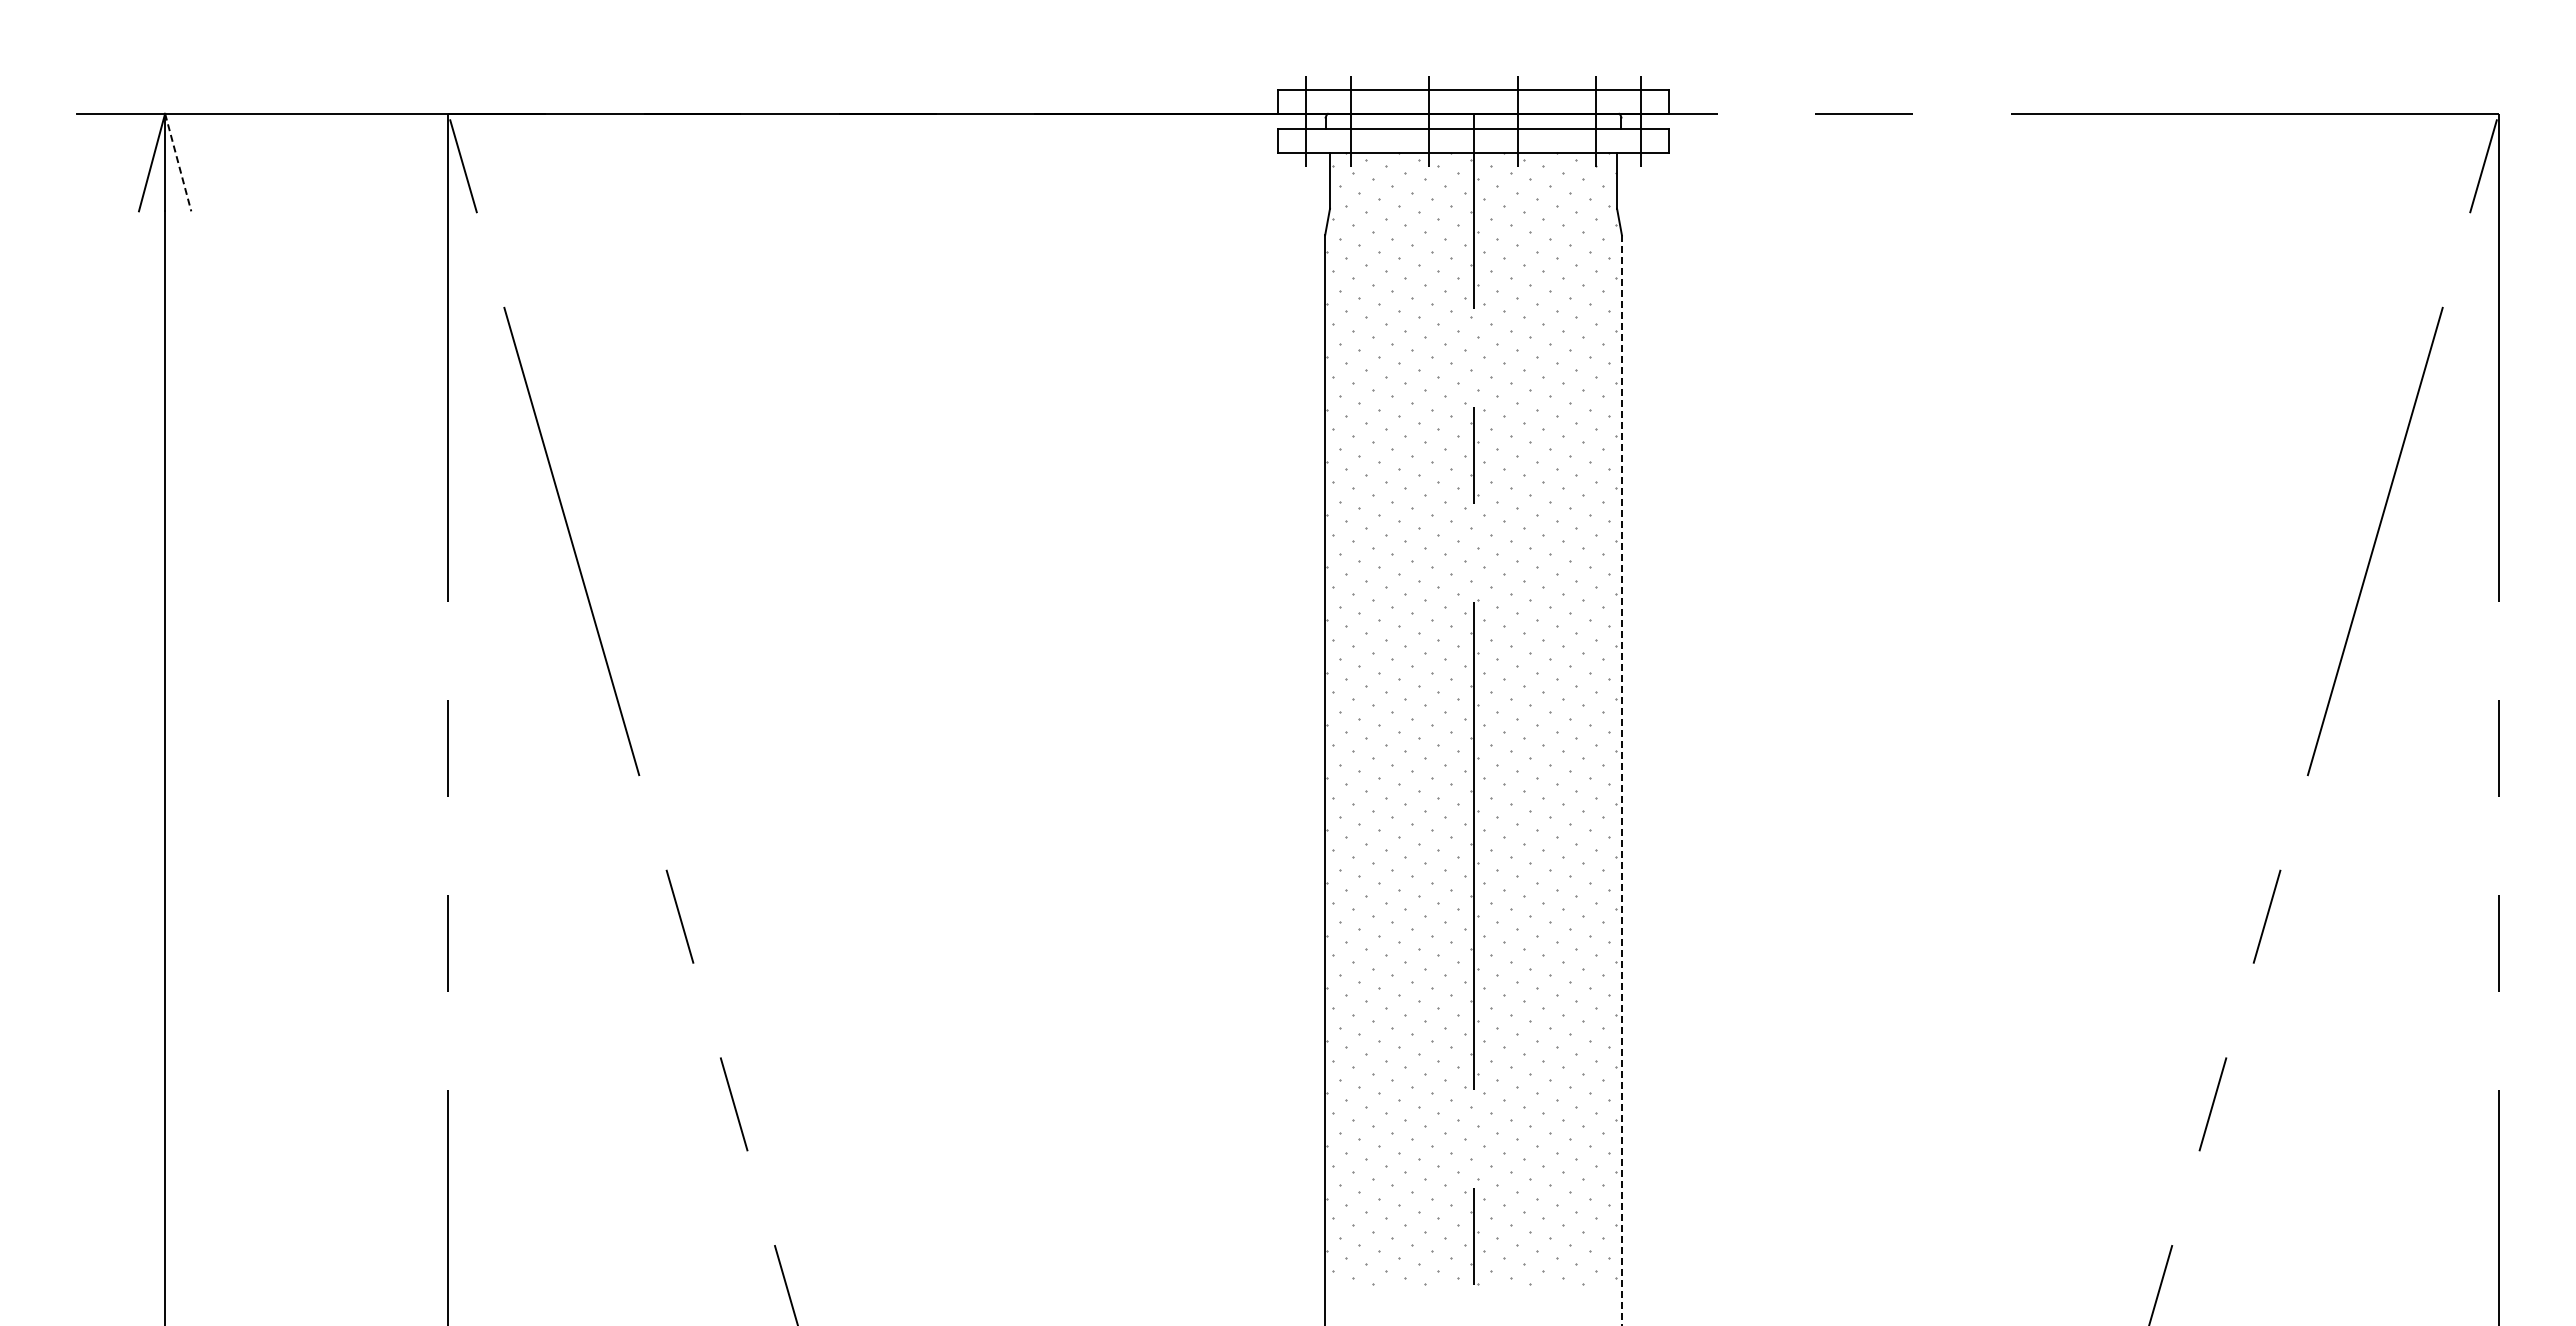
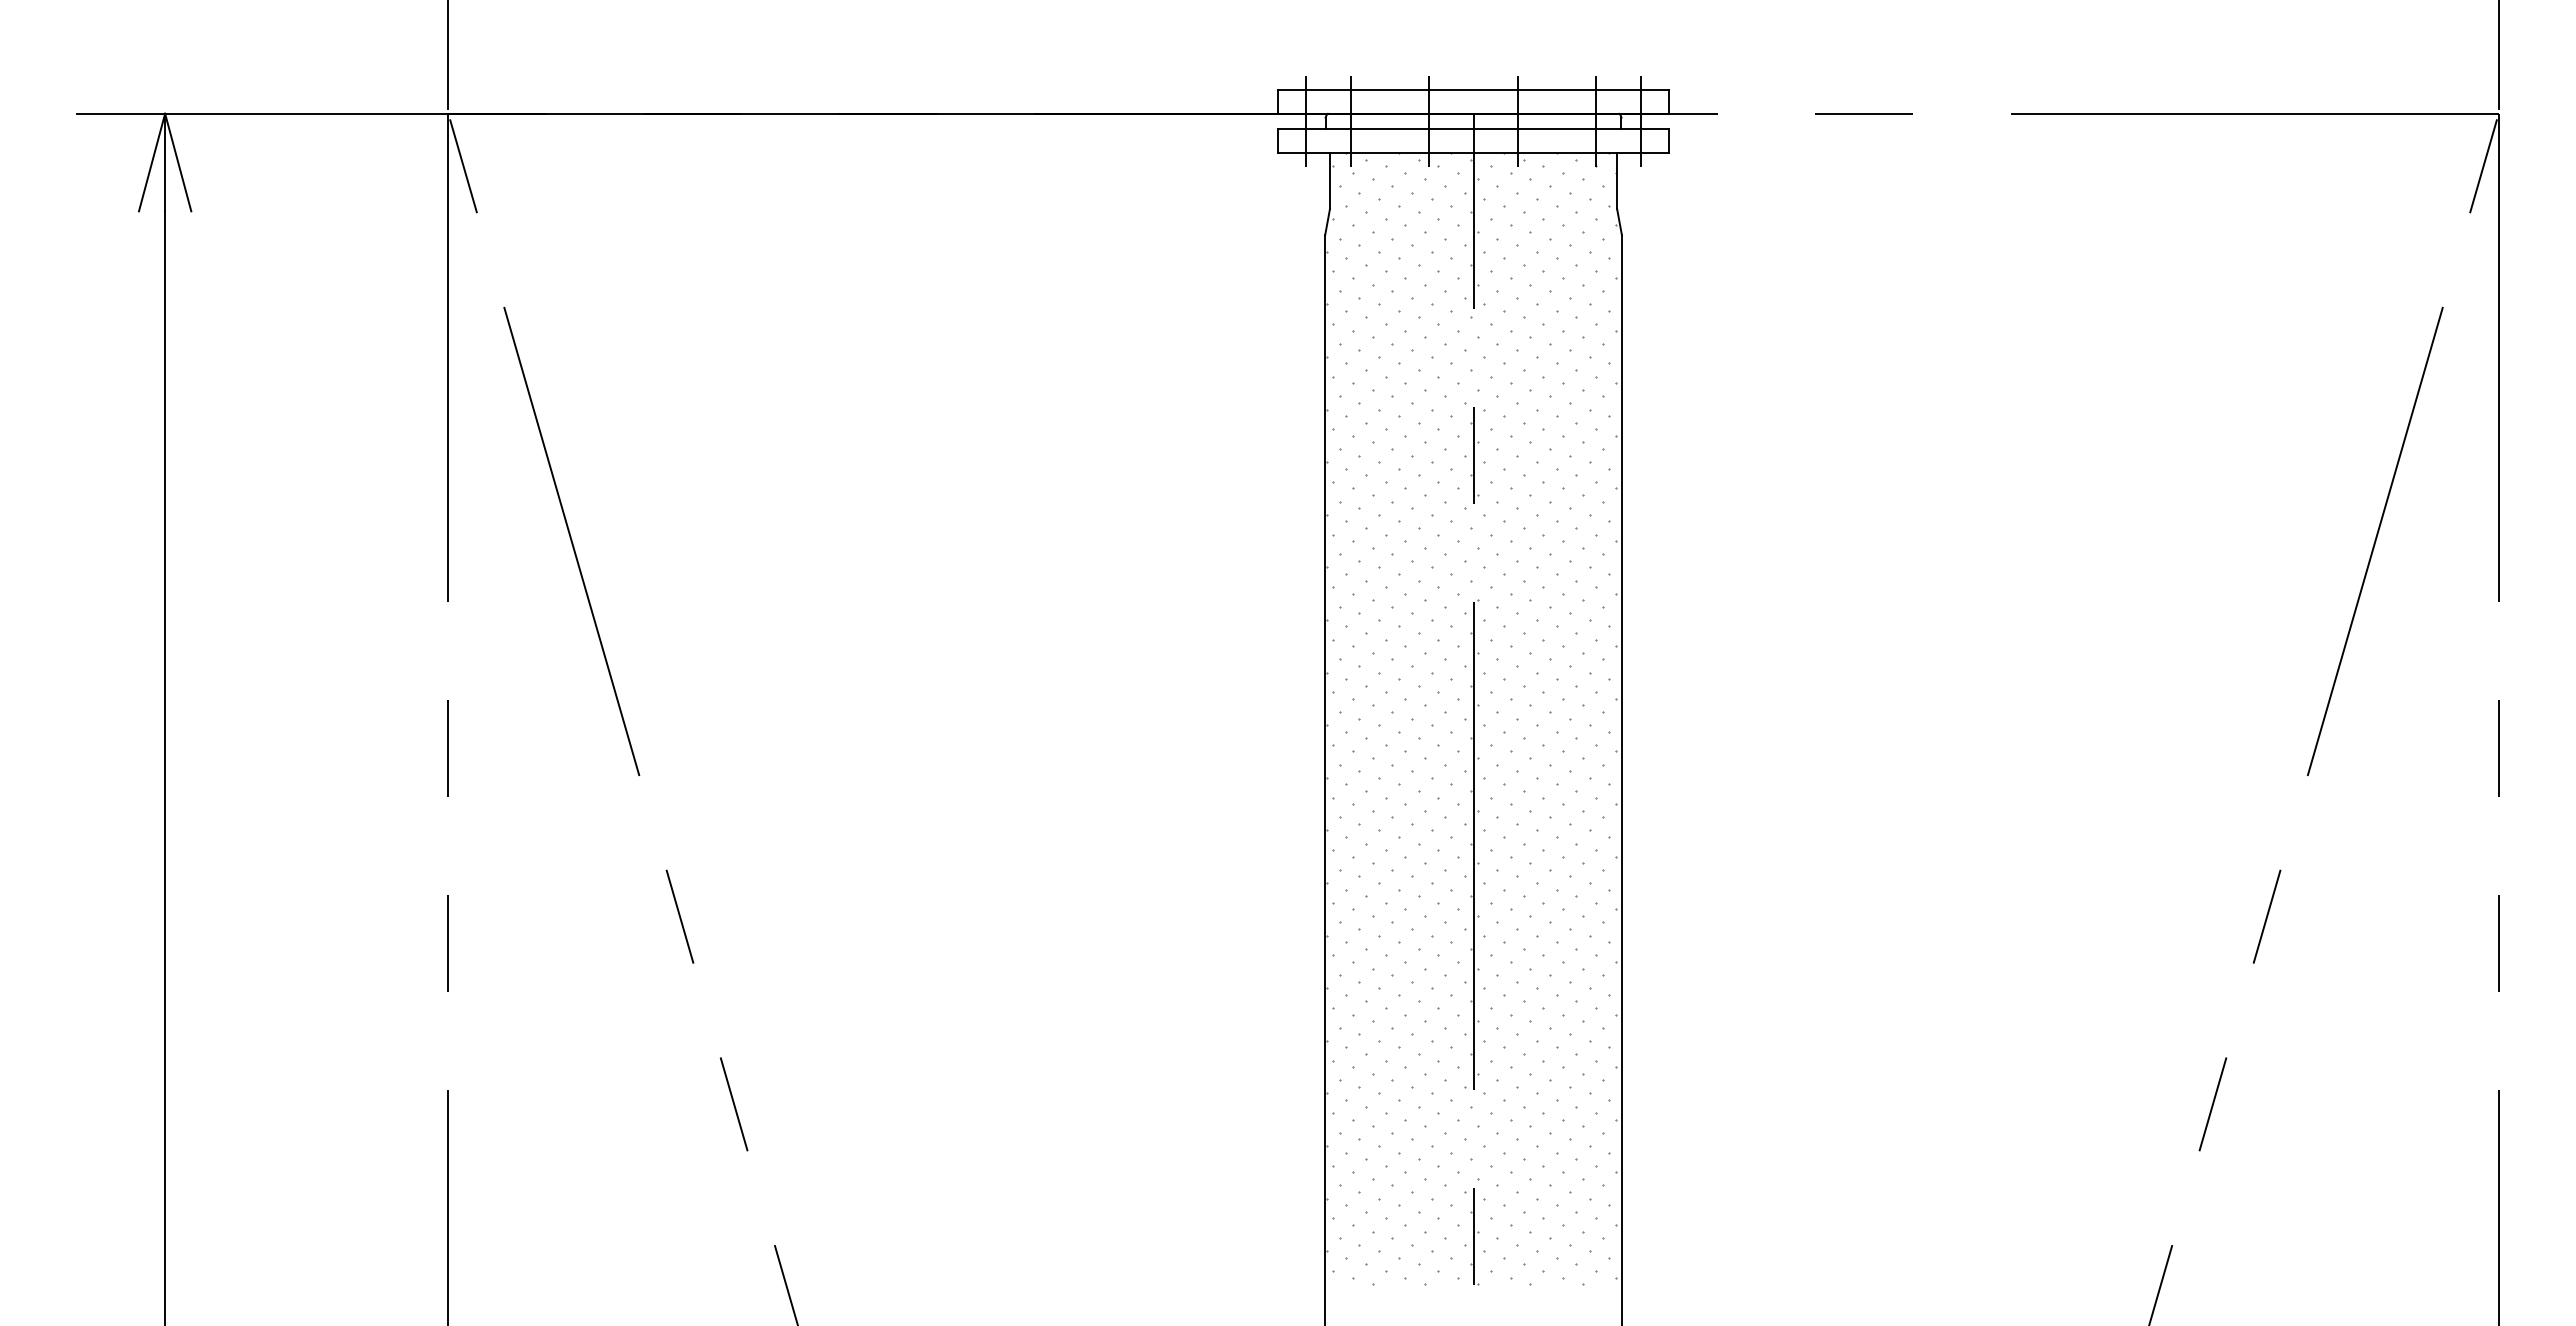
line: none -> present (448, 55)
line: none -> present (2498, 55)
line: dashed -> solid (178, 162)
line: dashed -> solid (1621, 780)
